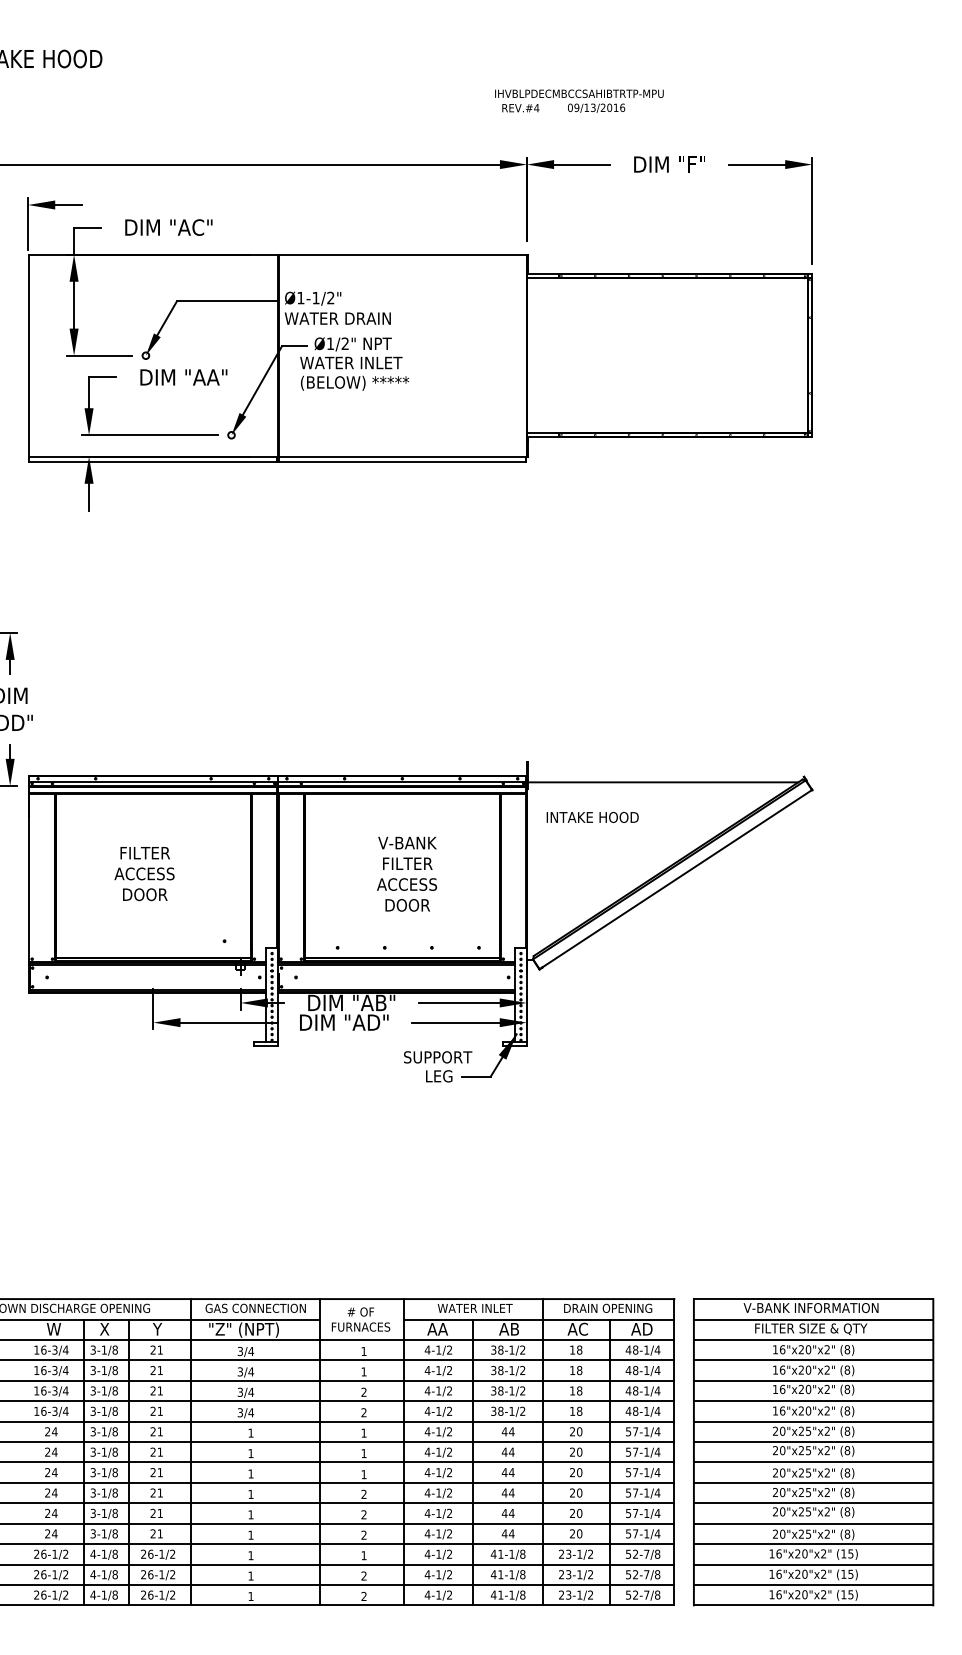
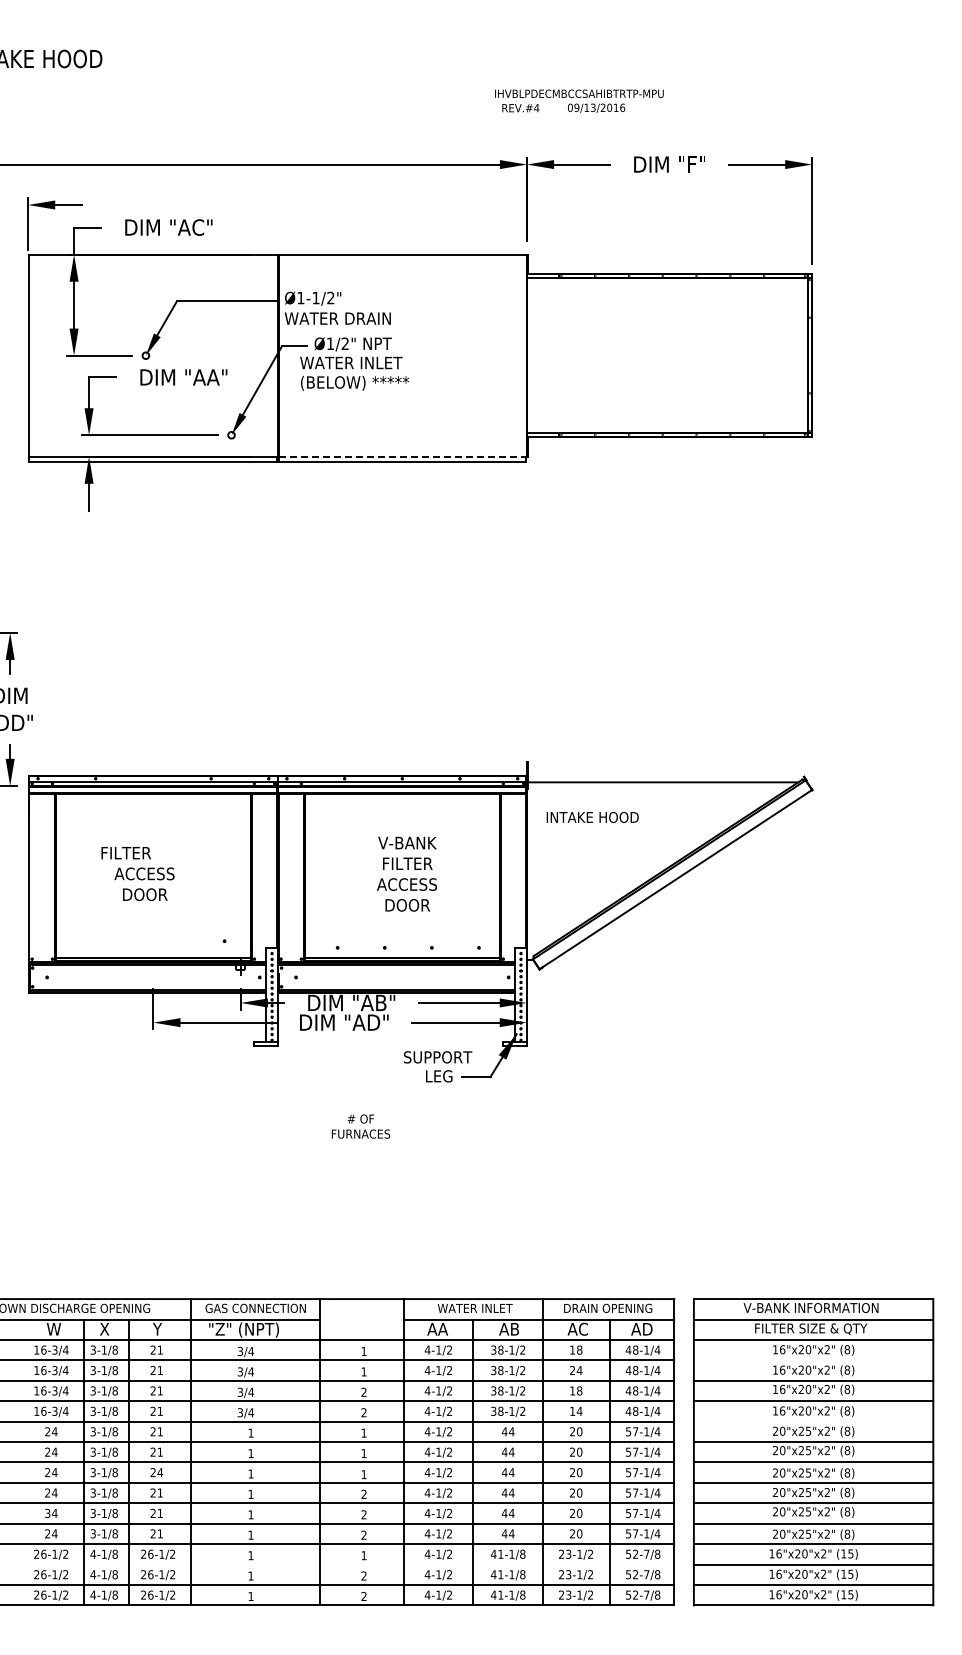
line: solid -> dashed (403, 456)
text position: (144, 853) -> (125, 853) (125, 853)
text position: (360, 1319) -> (360, 1126) (360, 1126)
line: present -> none (813, 1360)
text: 18 -> 24 (576, 1370)
text: 18 -> 14 (579, 1410)
line: present -> none (813, 1421)
text: 21 -> 24 (160, 1472)
text: 24 -> 34 (47, 1513)
line: present -> none (338, 1564)
